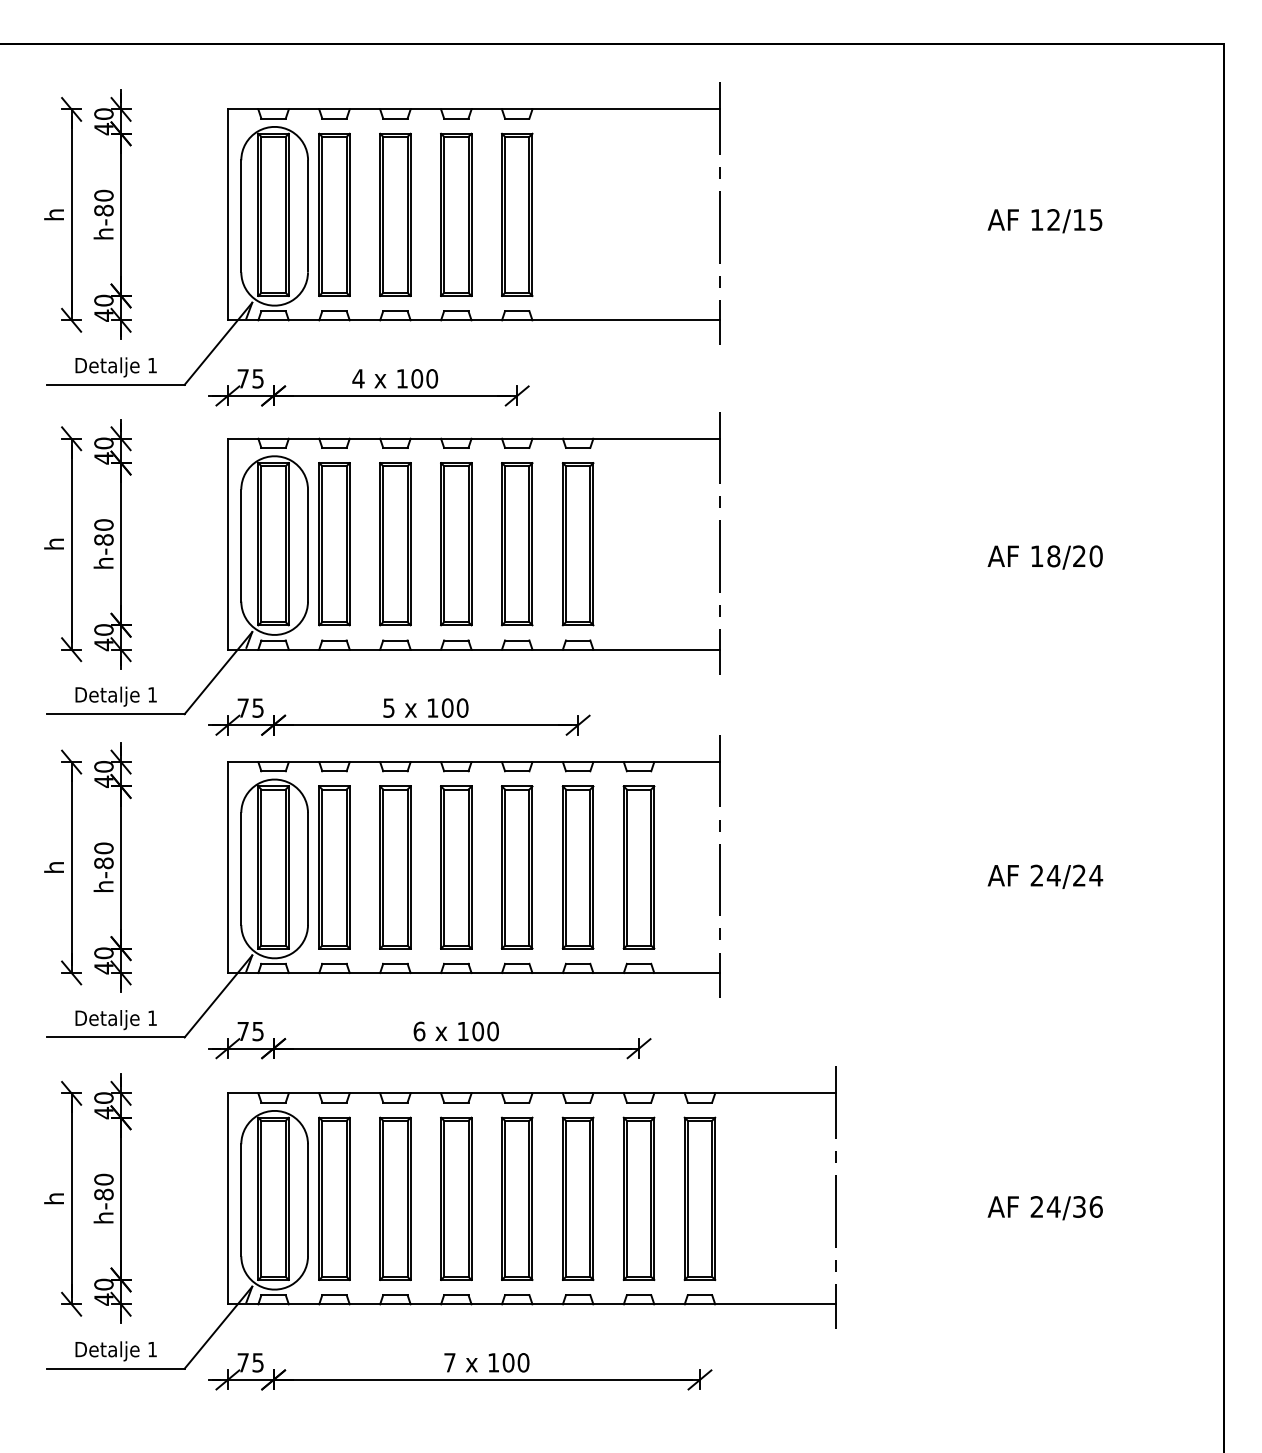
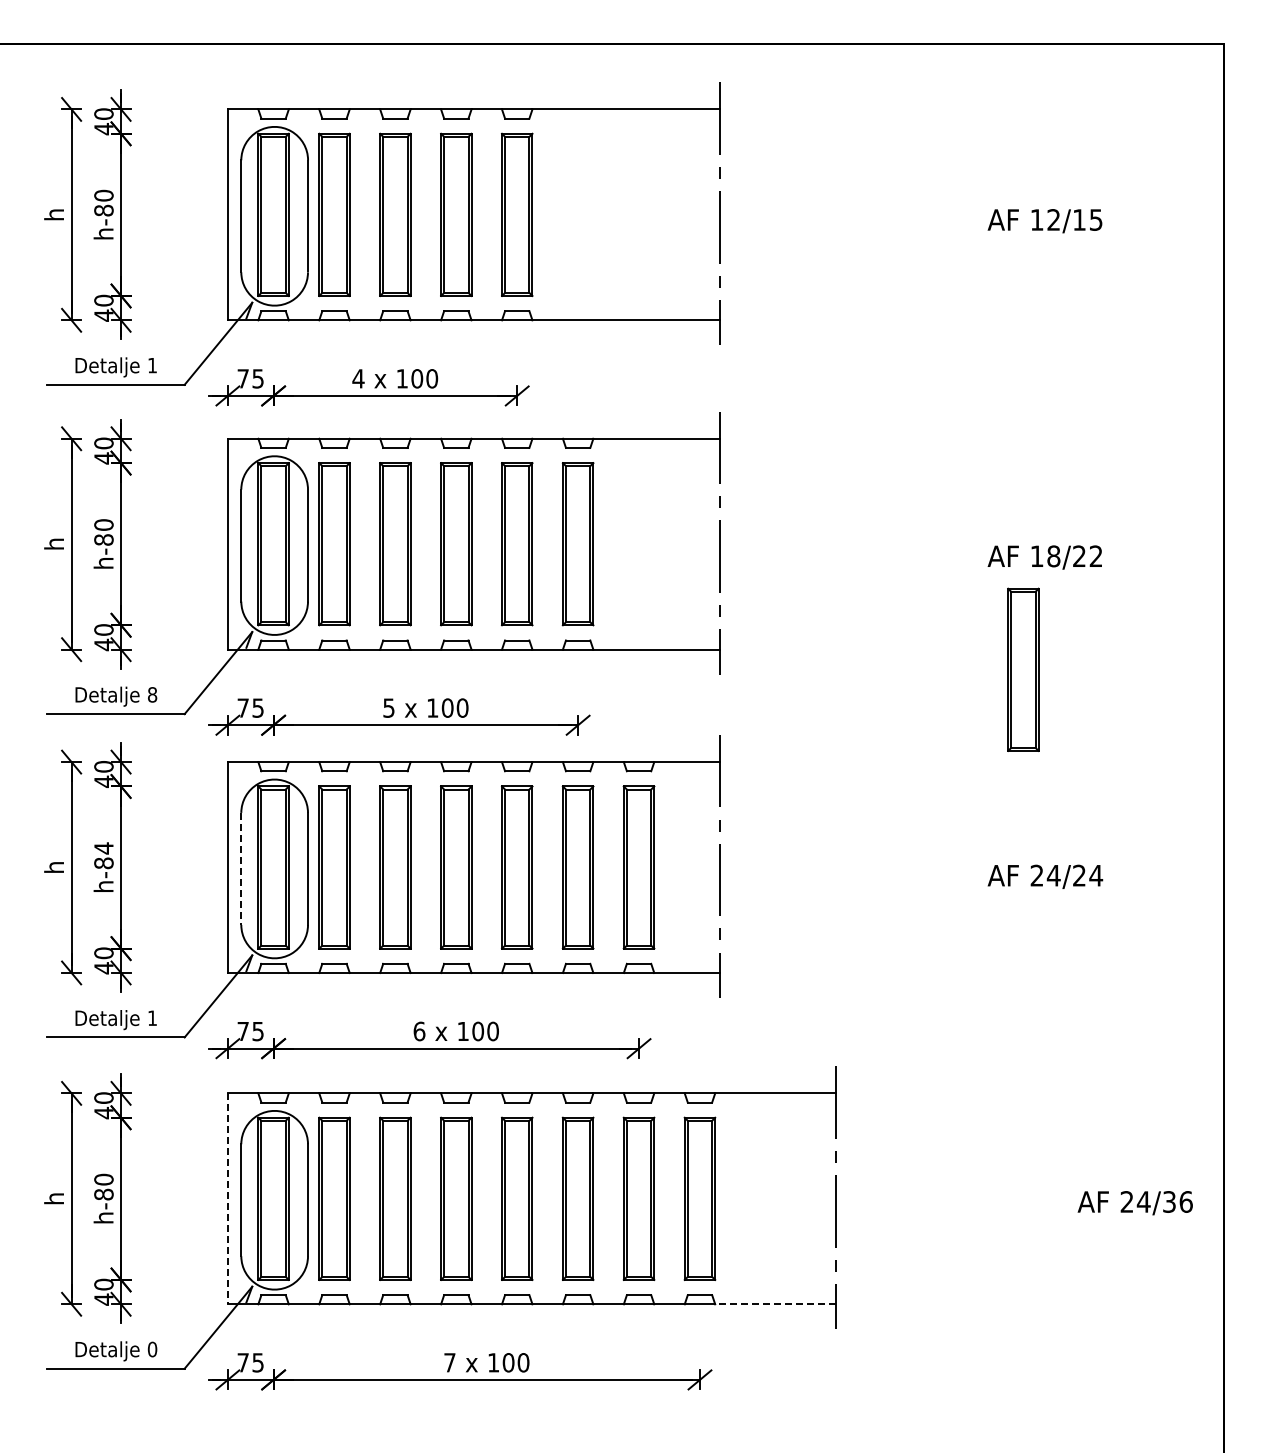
text: 18/20 -> 18/22 (1095, 556)
part: none -> present (1023, 669)
text: 1 -> 8 (152, 694)
text: h-80 -> h-84 (103, 848)
line: solid -> dashed (241, 869)
line: solid -> dashed (227, 1199)
text position: (1044, 1208) -> (1134, 1203) (1134, 1203)
line: solid -> dashed (774, 1304)
text: 1 -> 0 (152, 1349)
